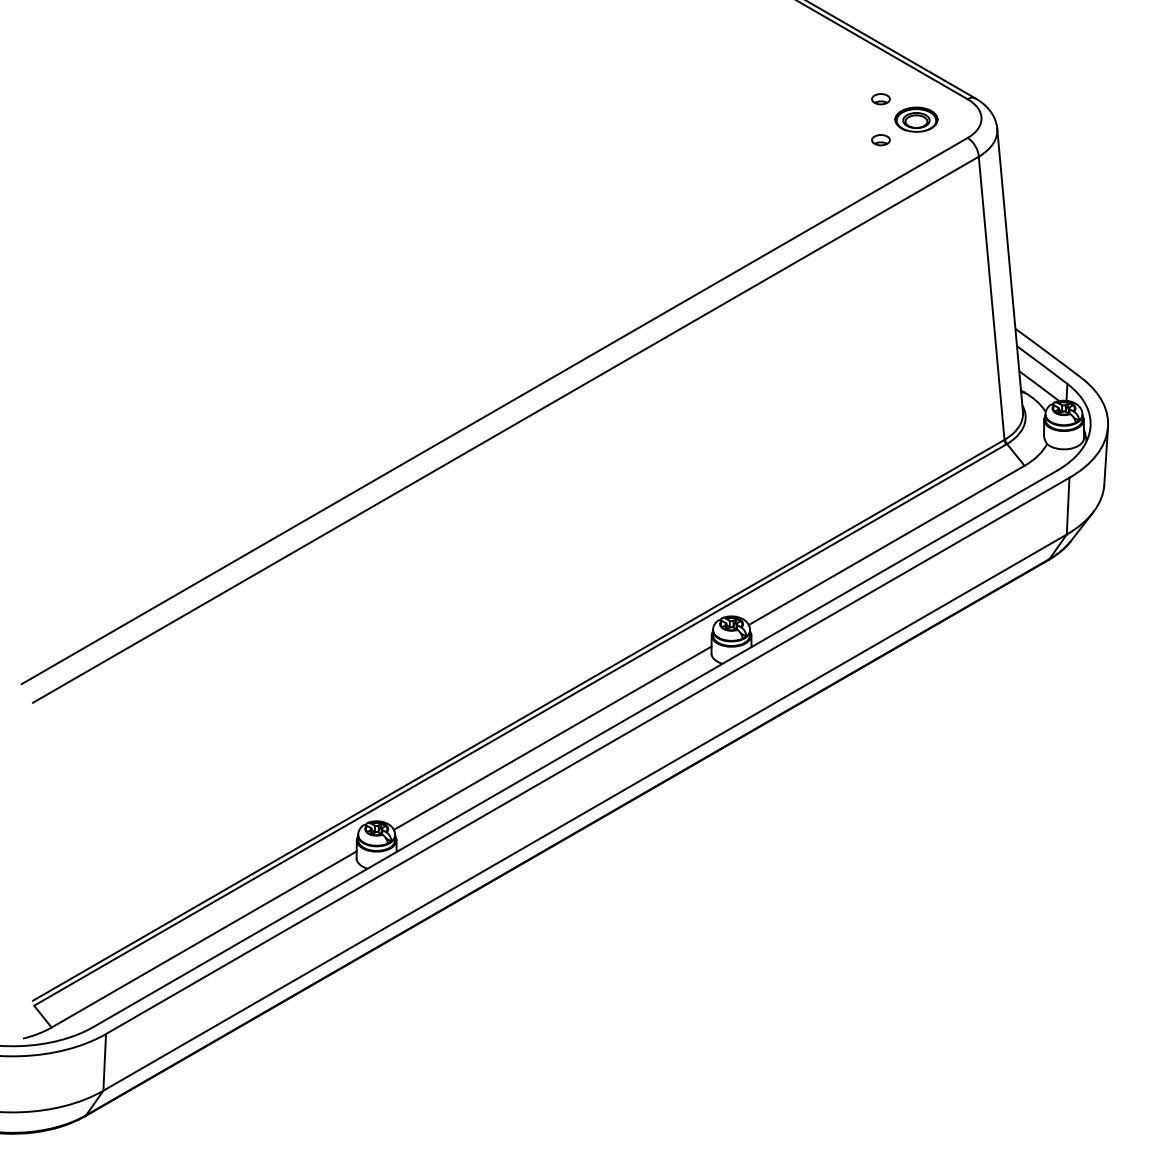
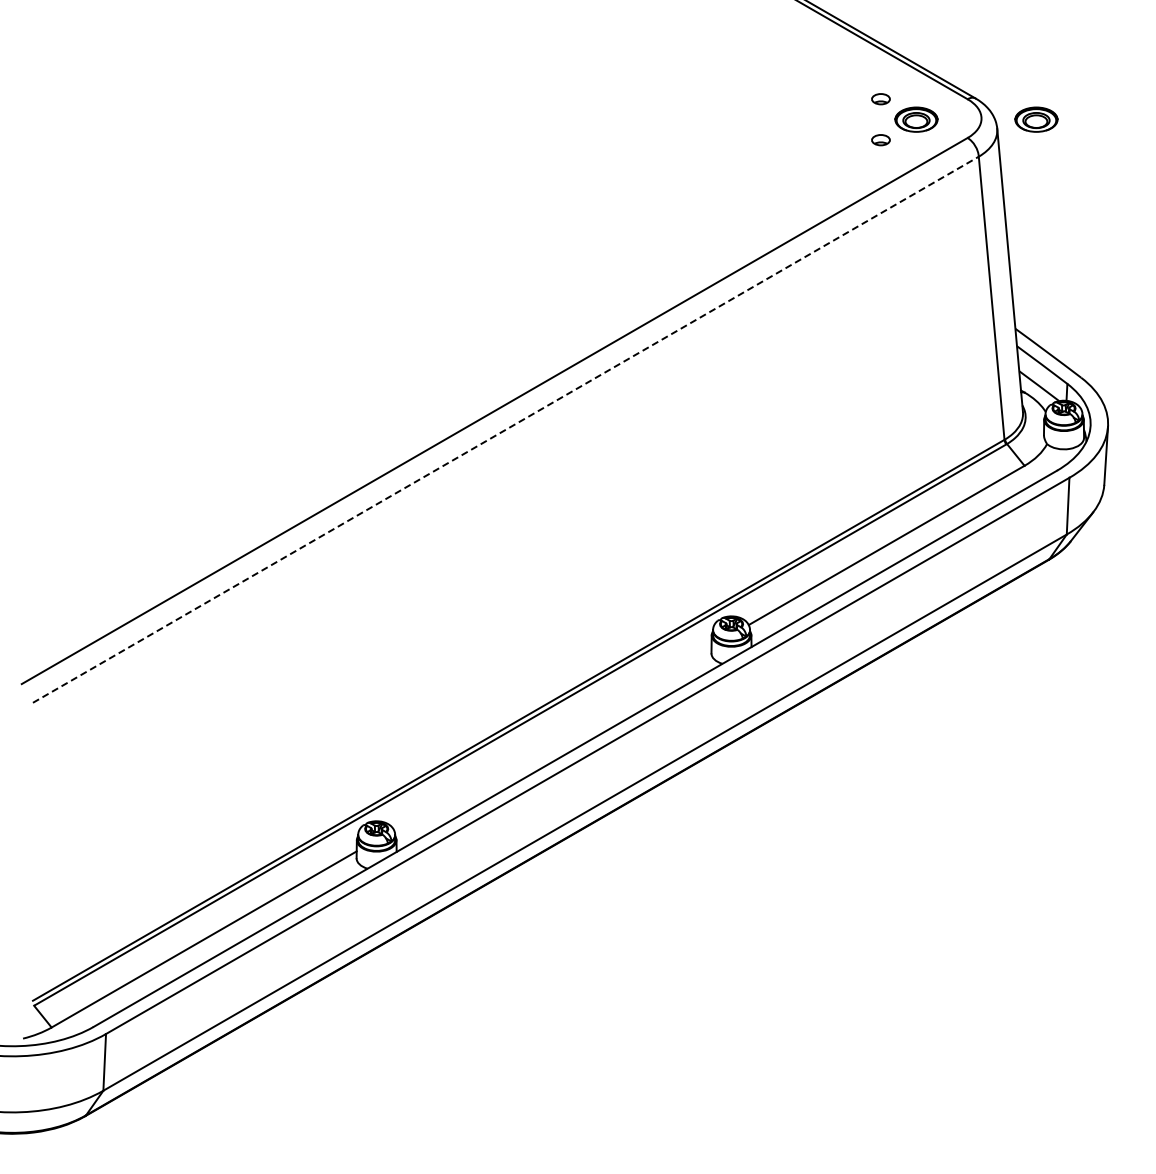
part: none -> present (1036, 119)
line: solid -> dashed (506, 429)
line: present -> none (552, 737)
